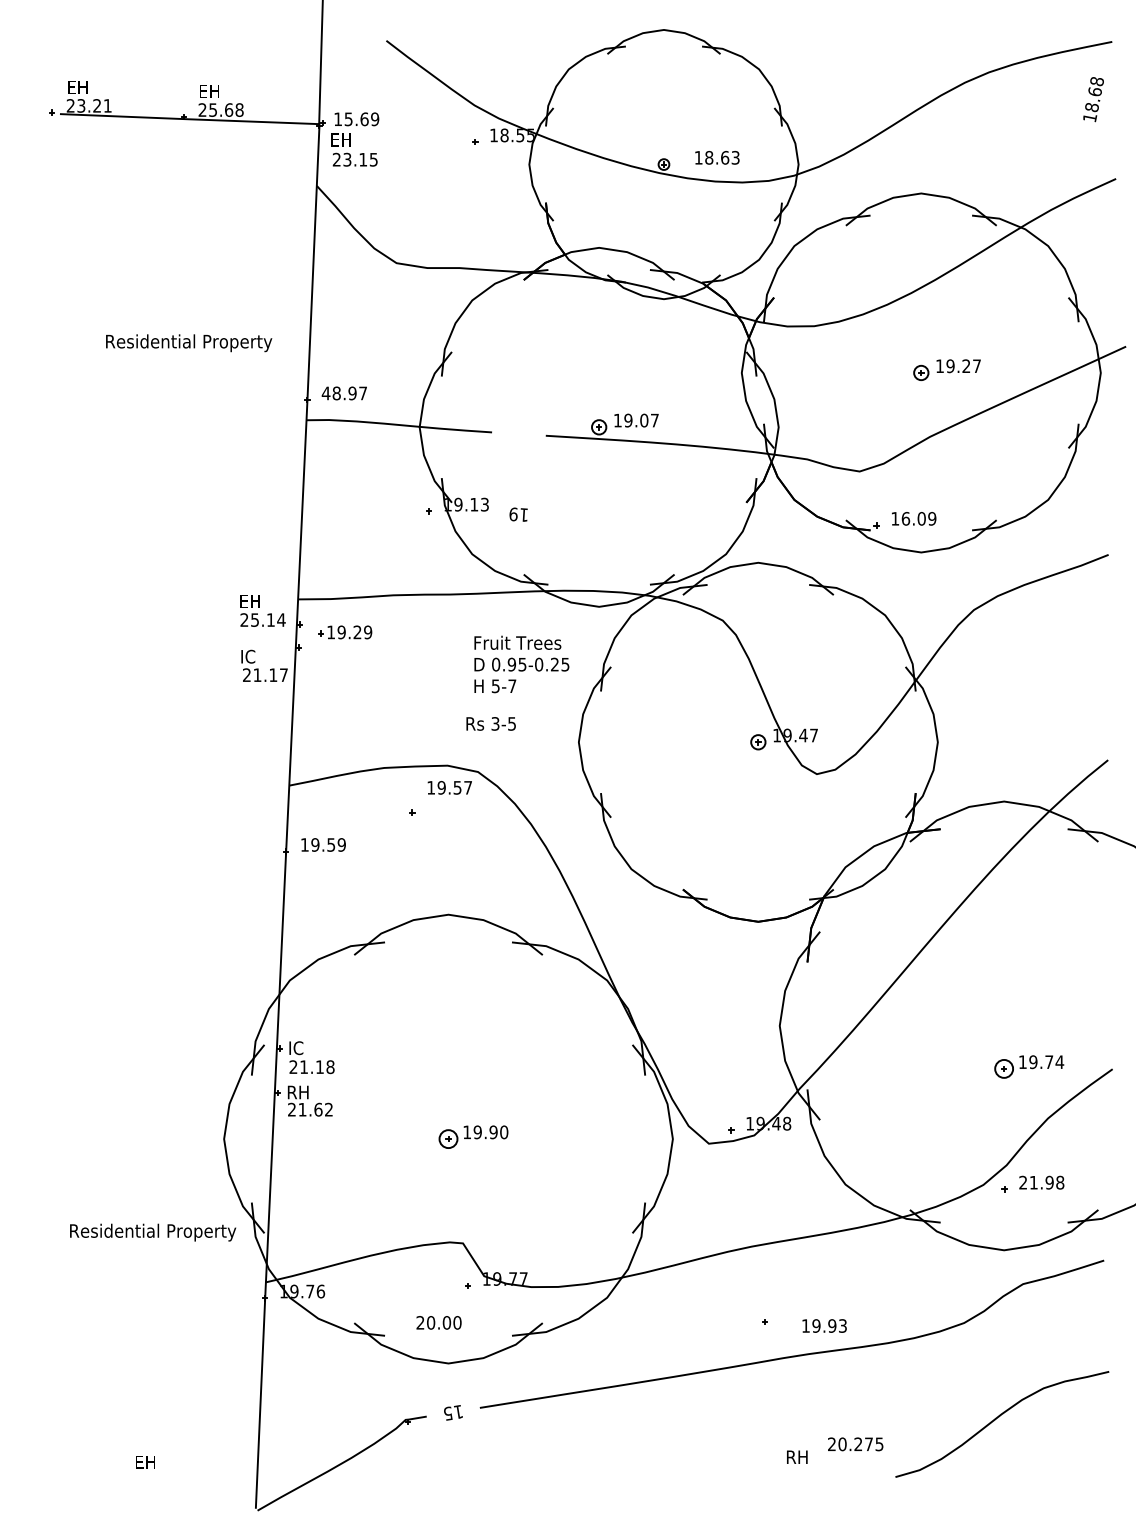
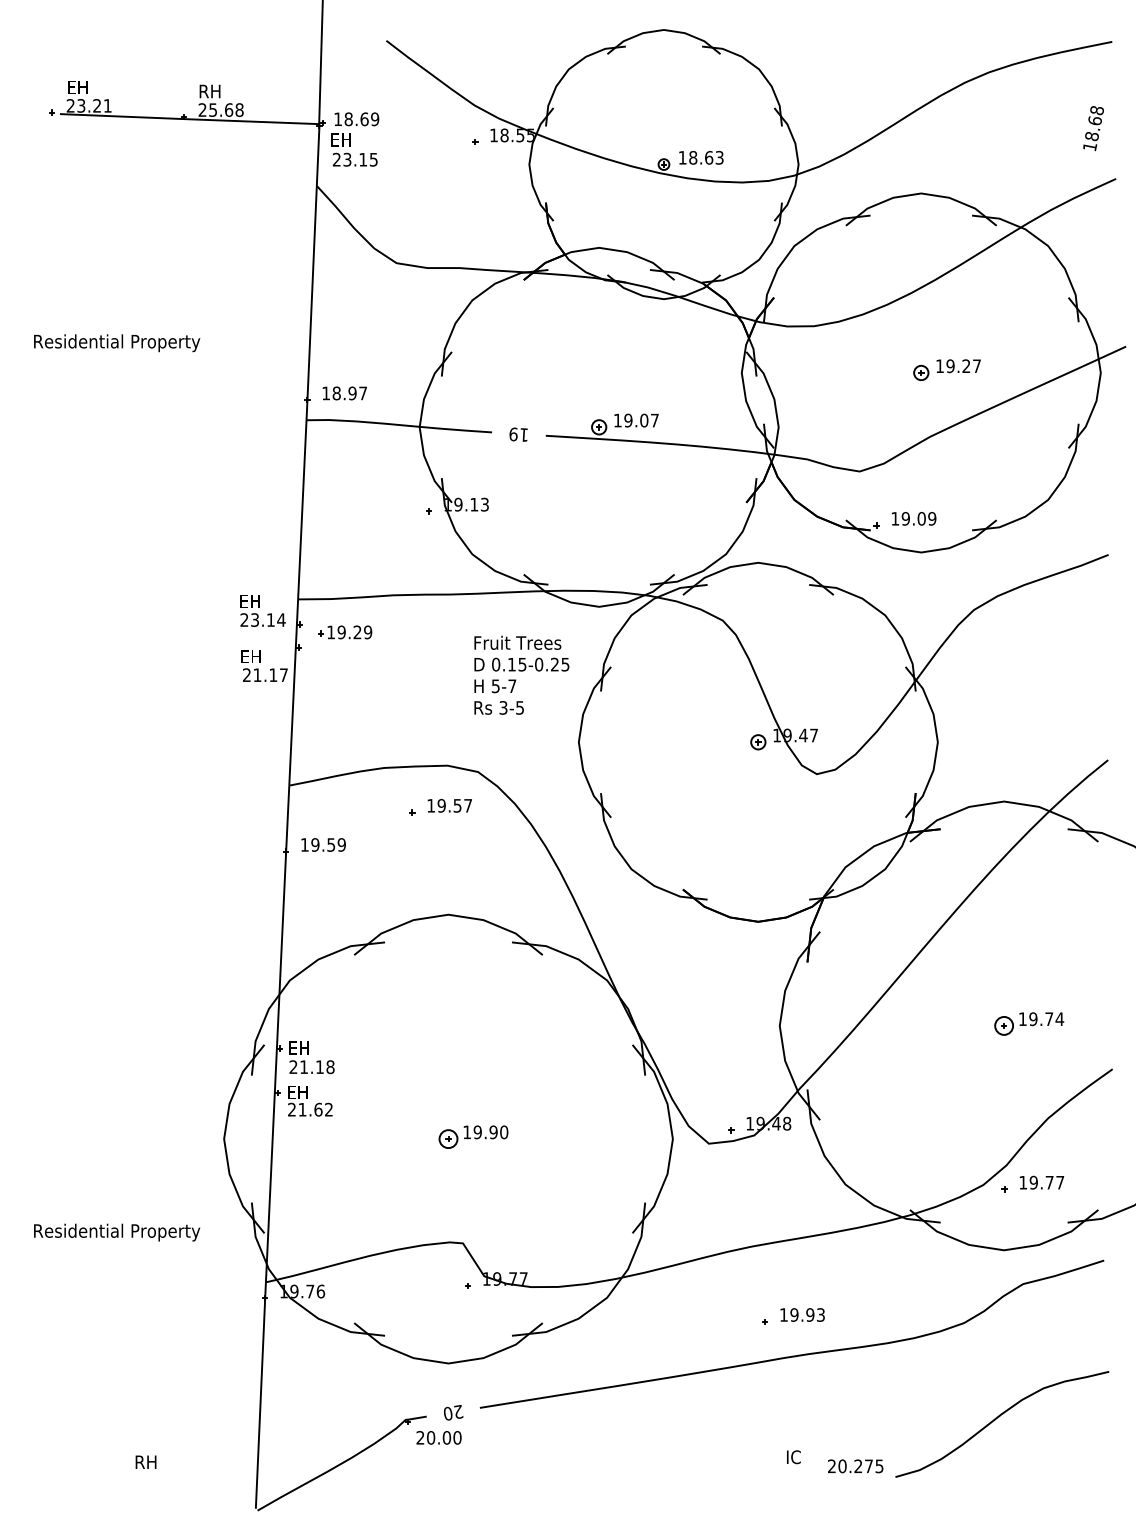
text: EH -> RH (209, 91)
text position: (1093, 99) -> (1093, 128) (1093, 128)
text: 15.69 -> 18.69 (348, 119)
text position: (717, 157) -> (701, 157) (701, 157)
text position: (189, 343) -> (117, 343) (117, 343)
text: 48.97 -> 18.97 (325, 393)
text position: (518, 514) -> (518, 434) (518, 434)
text: 16.09 -> 19.09 (905, 518)
text: 25.14 -> 23.14 (254, 619)
text: IC -> EH (250, 656)
text: 0.95-0.25 -> 0.15-0.25 (511, 664)
text position: (490, 723) -> (498, 707) (498, 707)
text position: (449, 787) -> (449, 805) (449, 805)
text: IC -> EH (298, 1048)
part position: (1029, 1066) -> (1029, 1023) (1029, 1023)
text: RH -> EH (297, 1092)
text: 21.98 -> 19.77 (1041, 1182)
text position: (153, 1232) -> (117, 1232) (117, 1232)
text position: (438, 1322) -> (438, 1437) (438, 1437)
text position: (824, 1325) -> (802, 1314) (802, 1314)
text: 15 -> 20 (453, 1412)
text position: (855, 1444) -> (855, 1466) (855, 1466)
text: RH -> IC (797, 1457)
text: EH -> RH (145, 1461)
